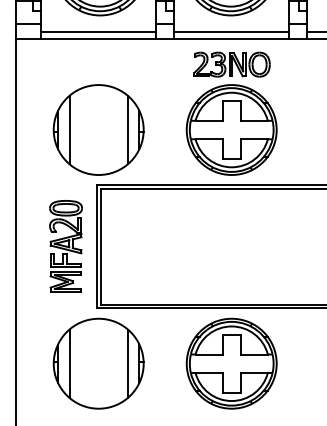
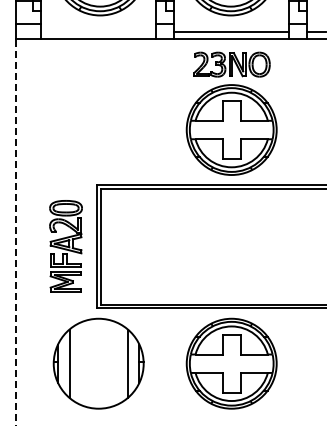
line: present -> none (98, 31)
part: present -> none (98, 129)
line: solid -> dashed (15, 231)
